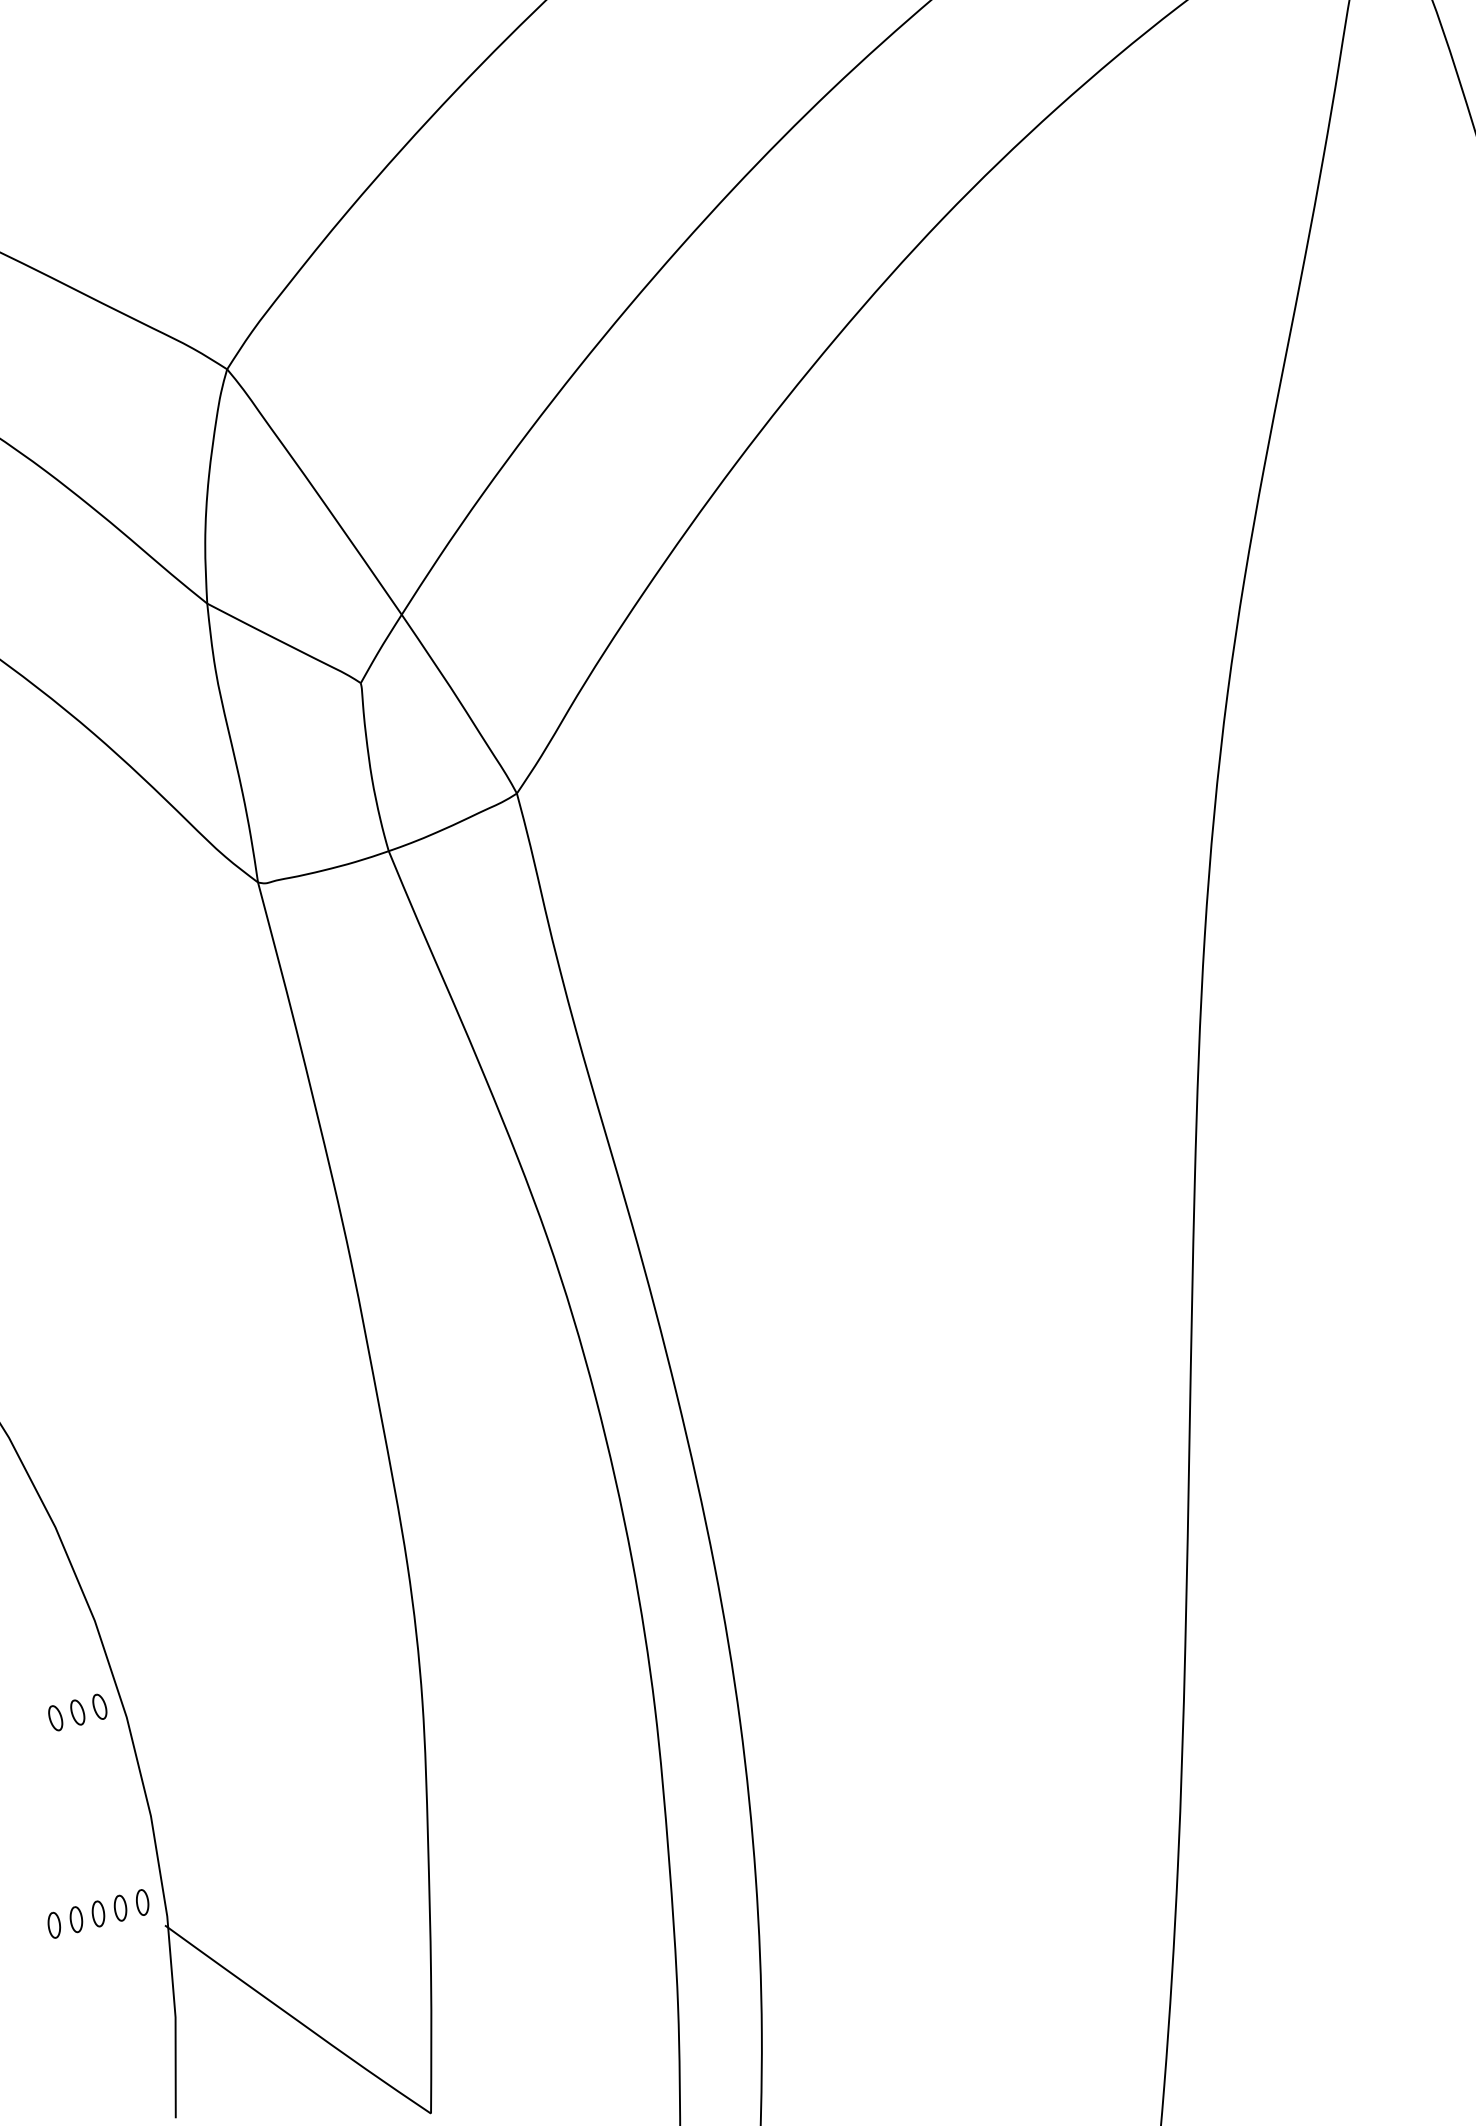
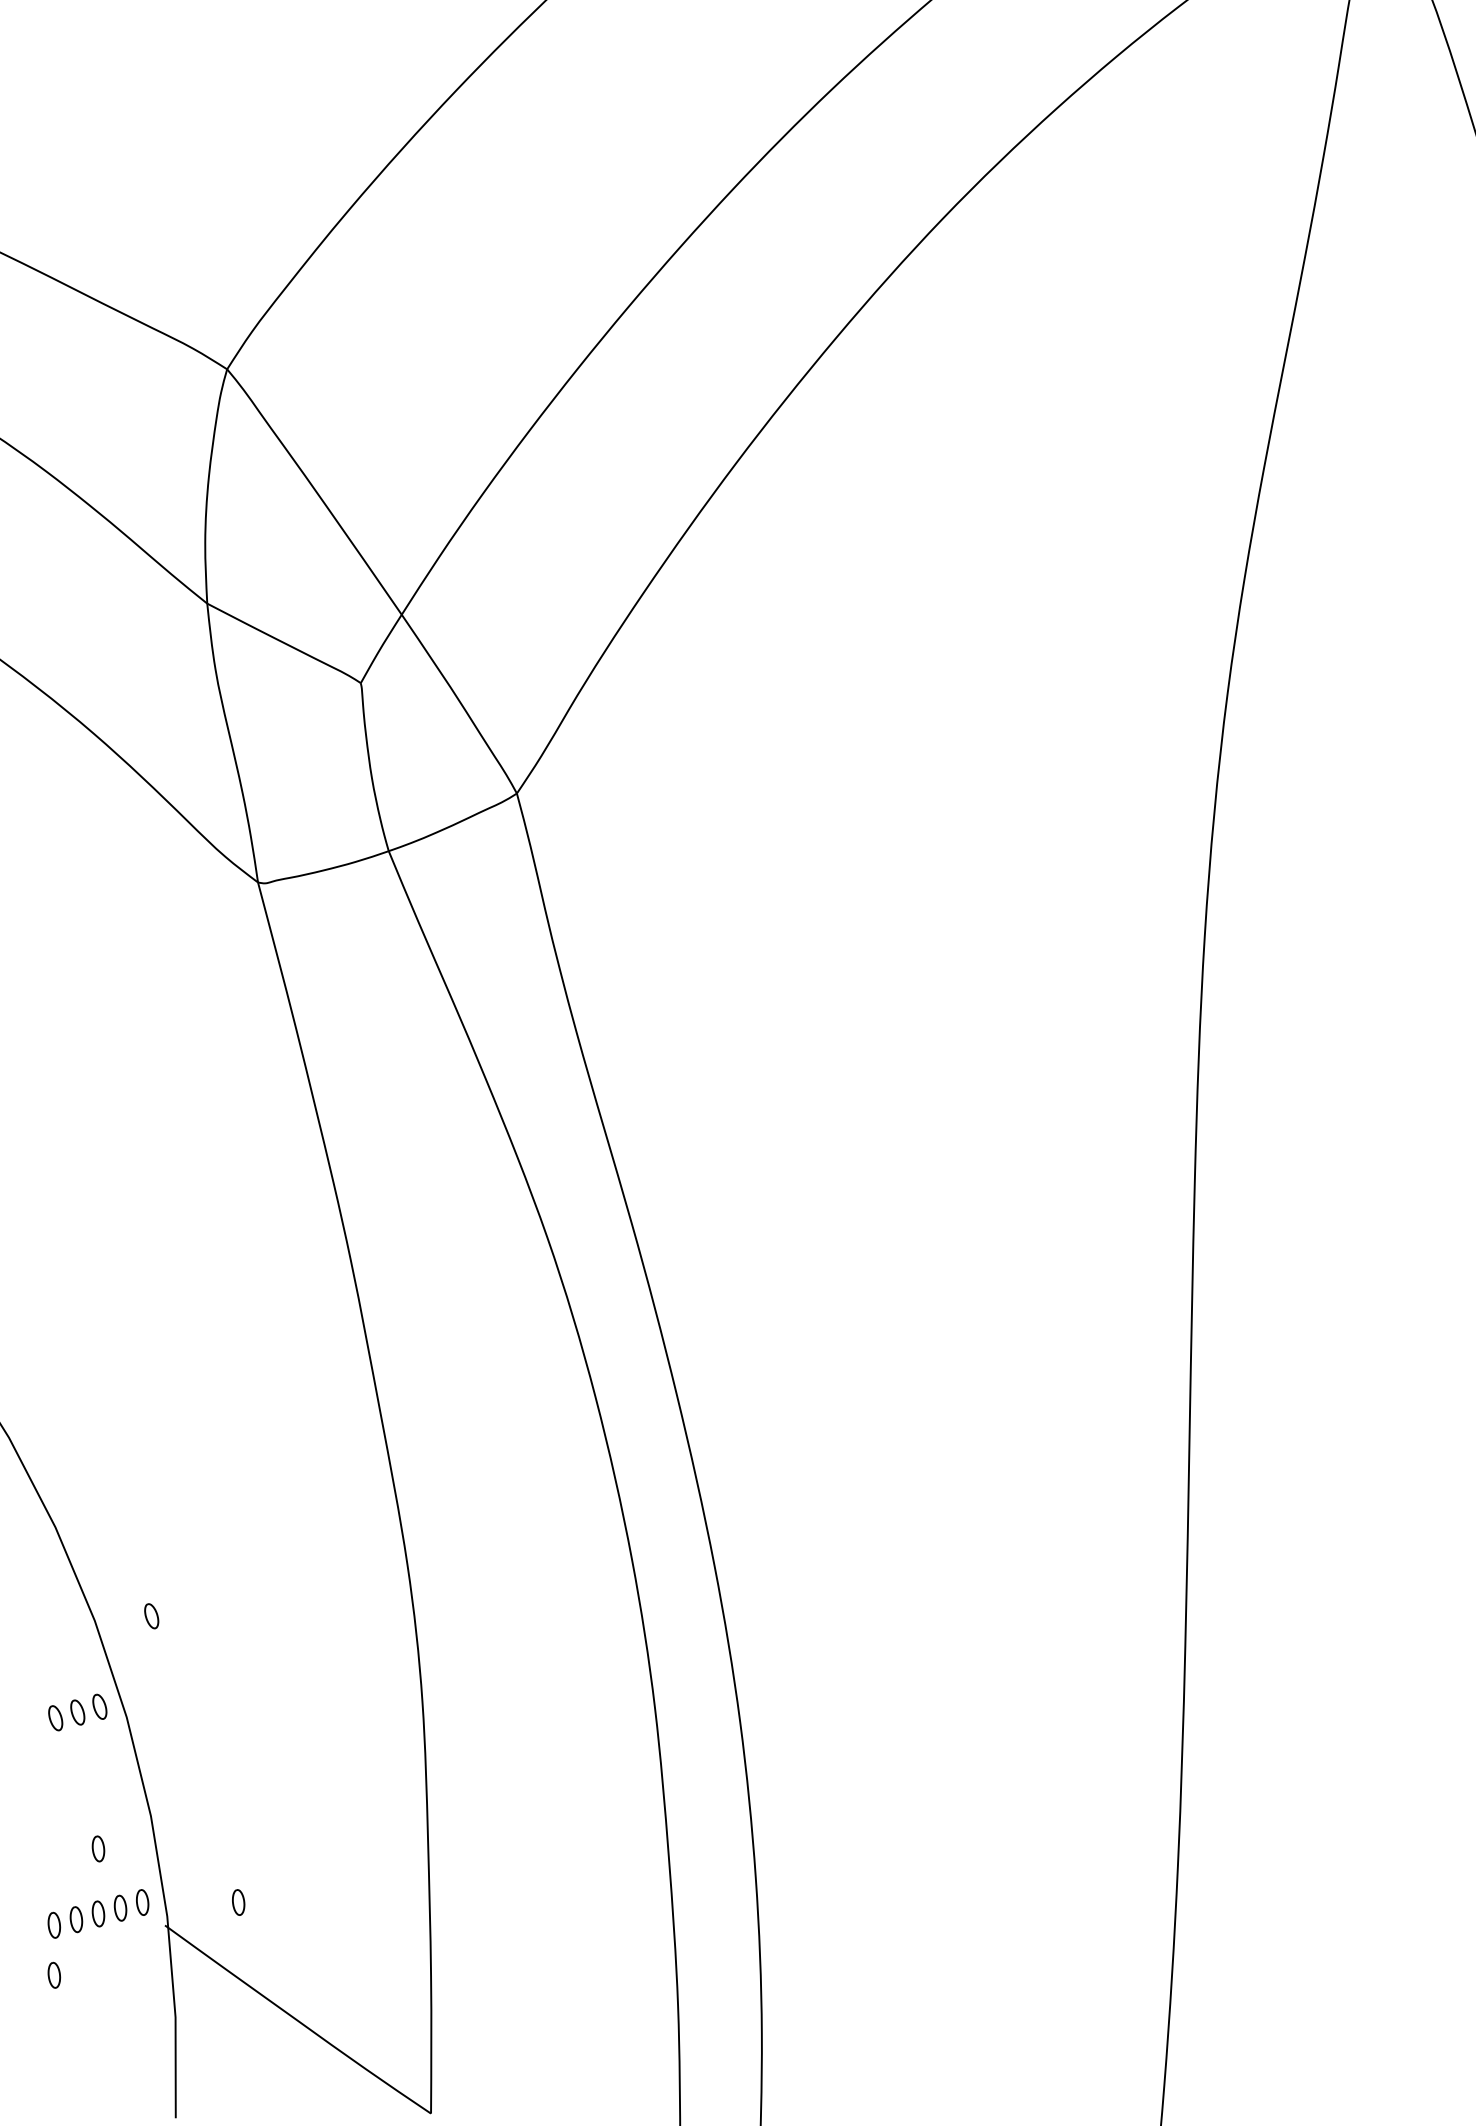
part: none -> present (151, 1616)
part: none -> present (98, 1848)
part: none -> present (238, 1902)
part: none -> present (54, 1974)
